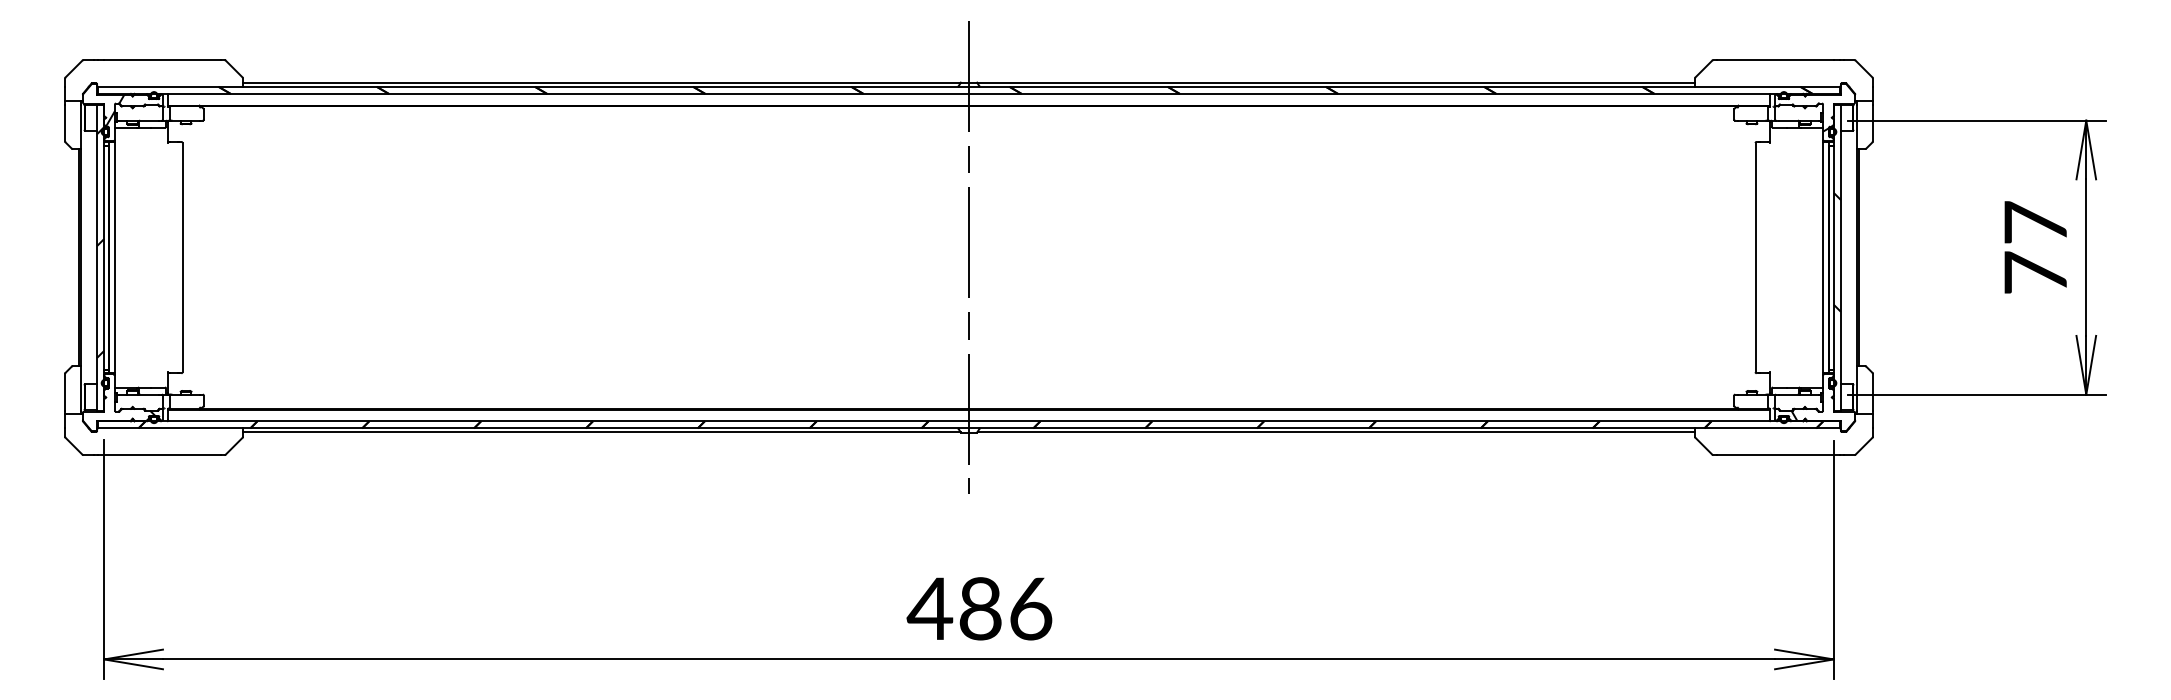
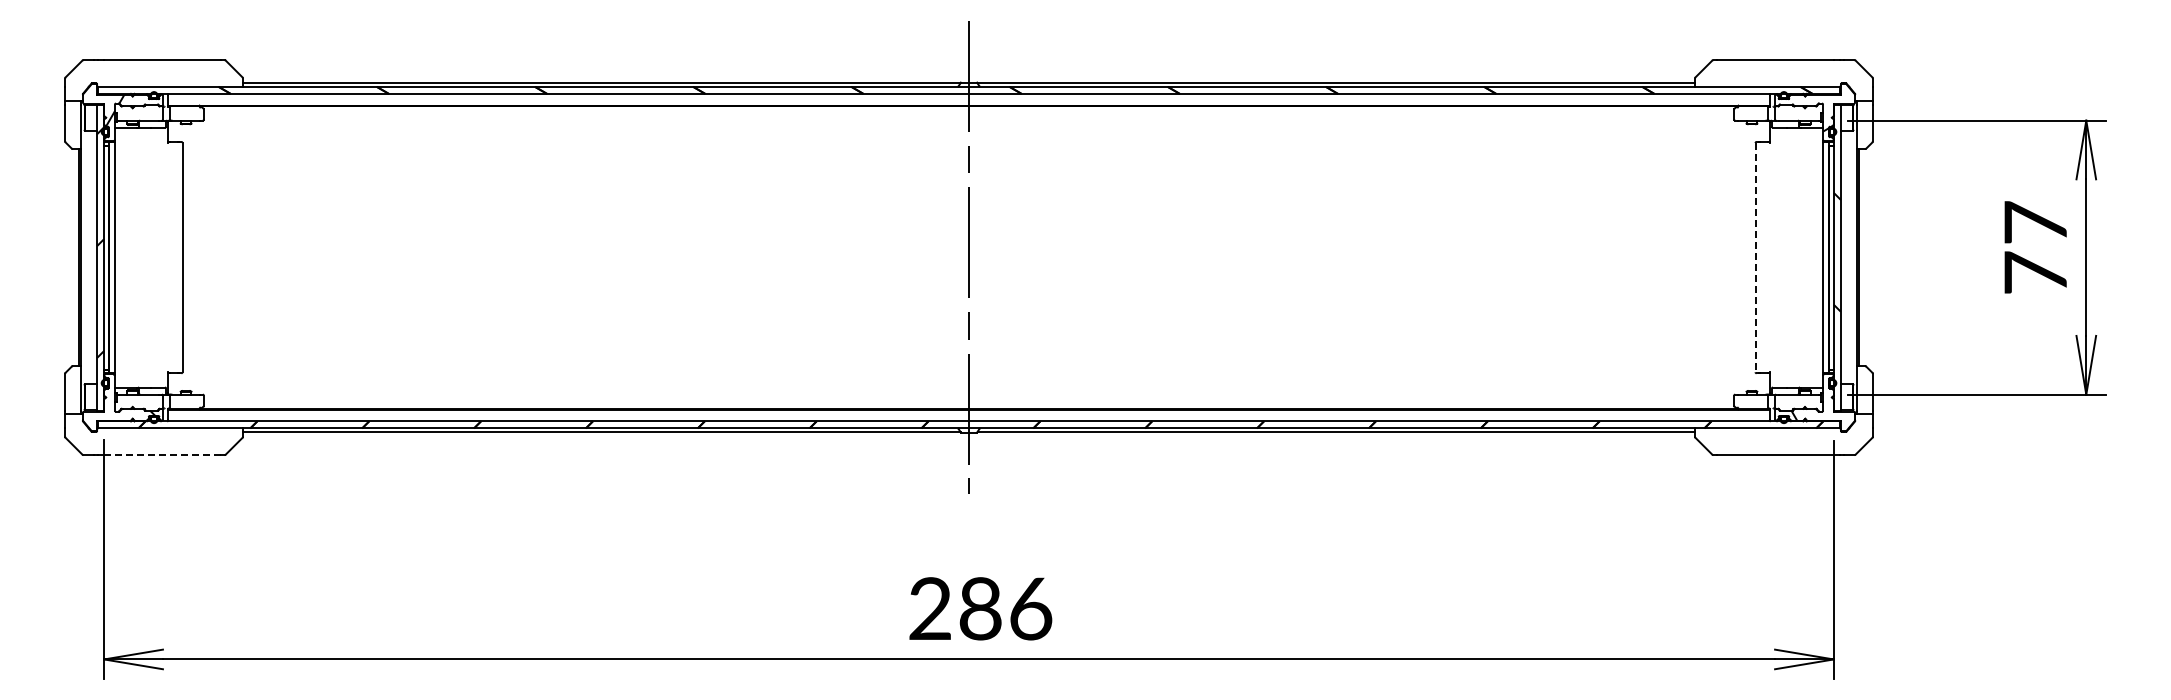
line: solid -> dashed (1755, 257)
line: solid -> dashed (162, 455)
text: 486 -> 286 (929, 608)
